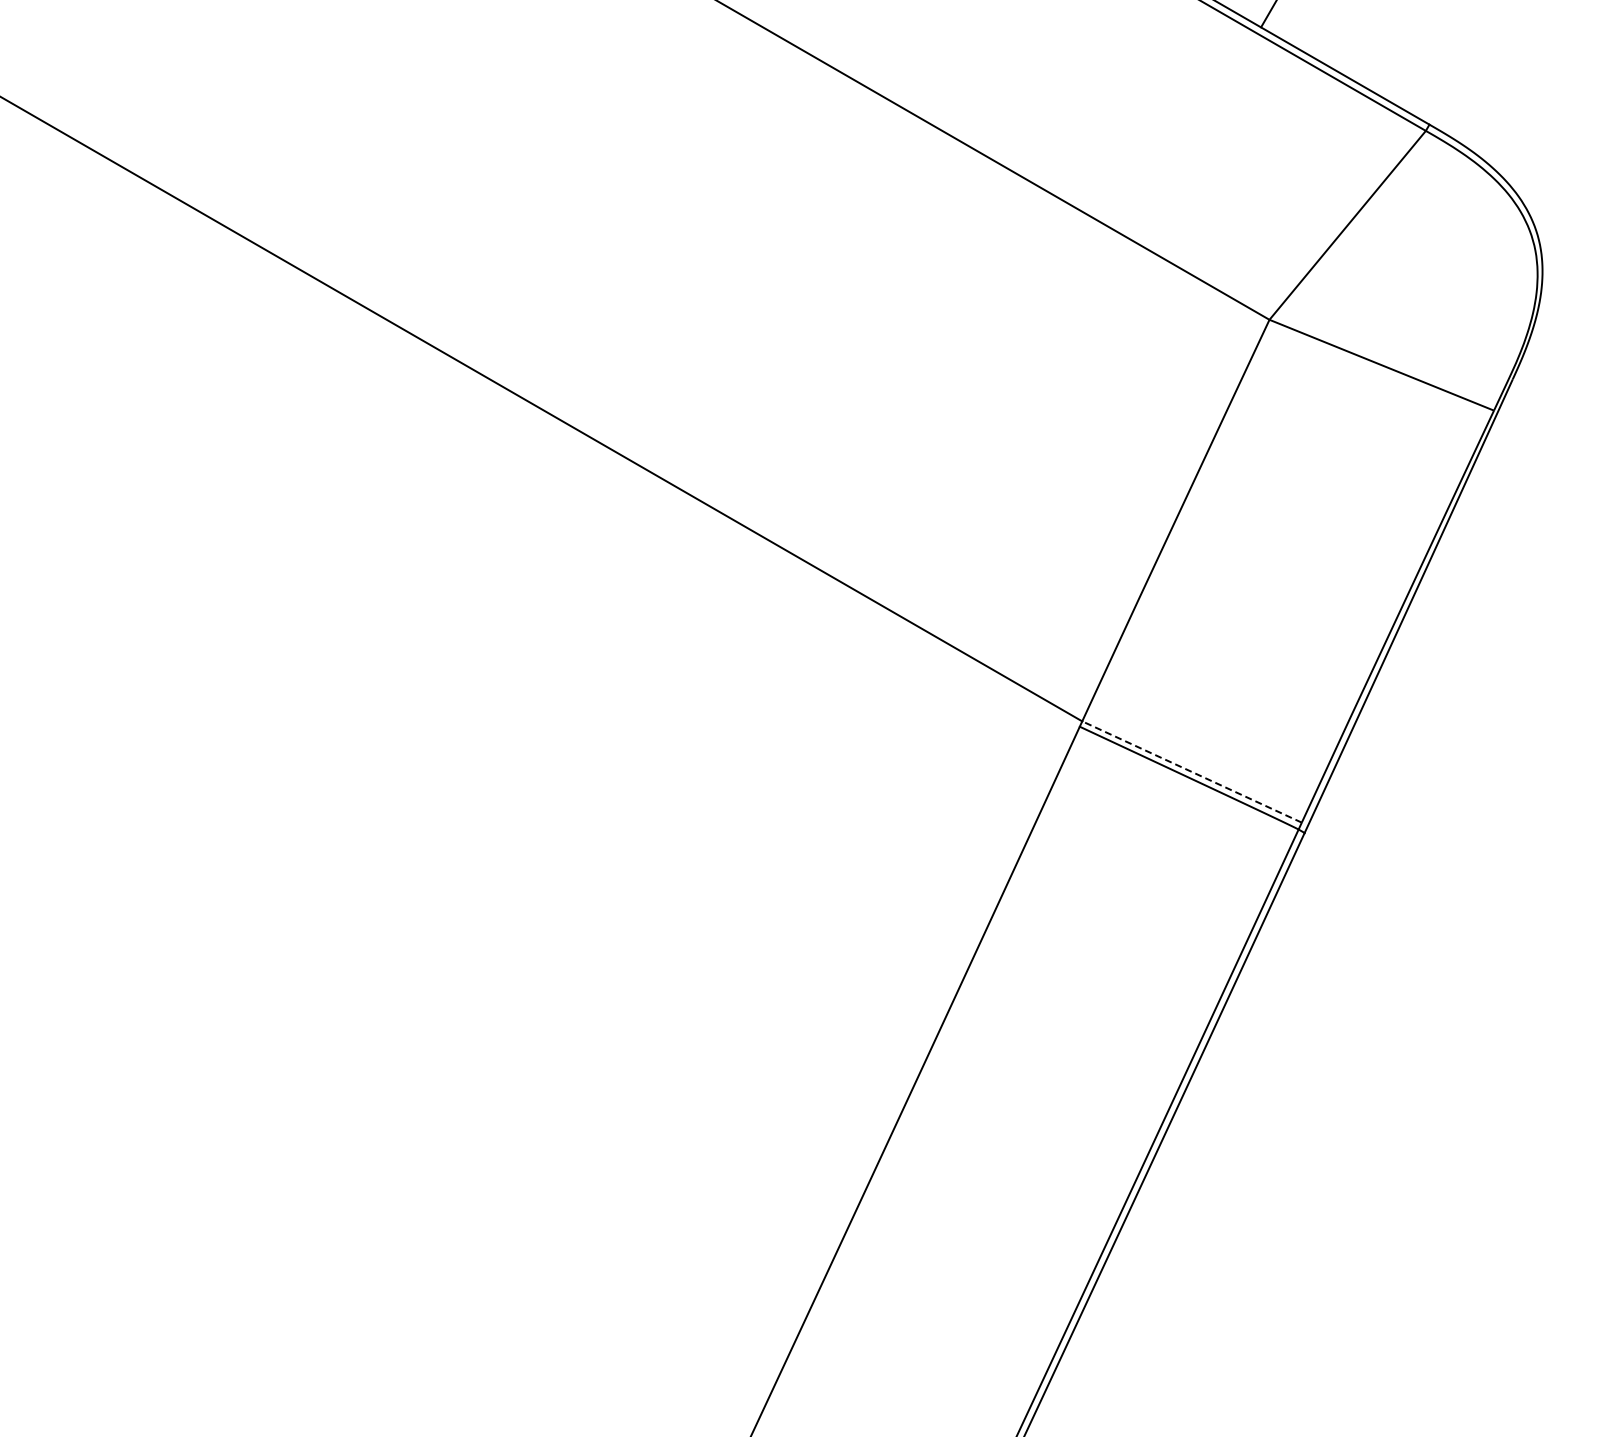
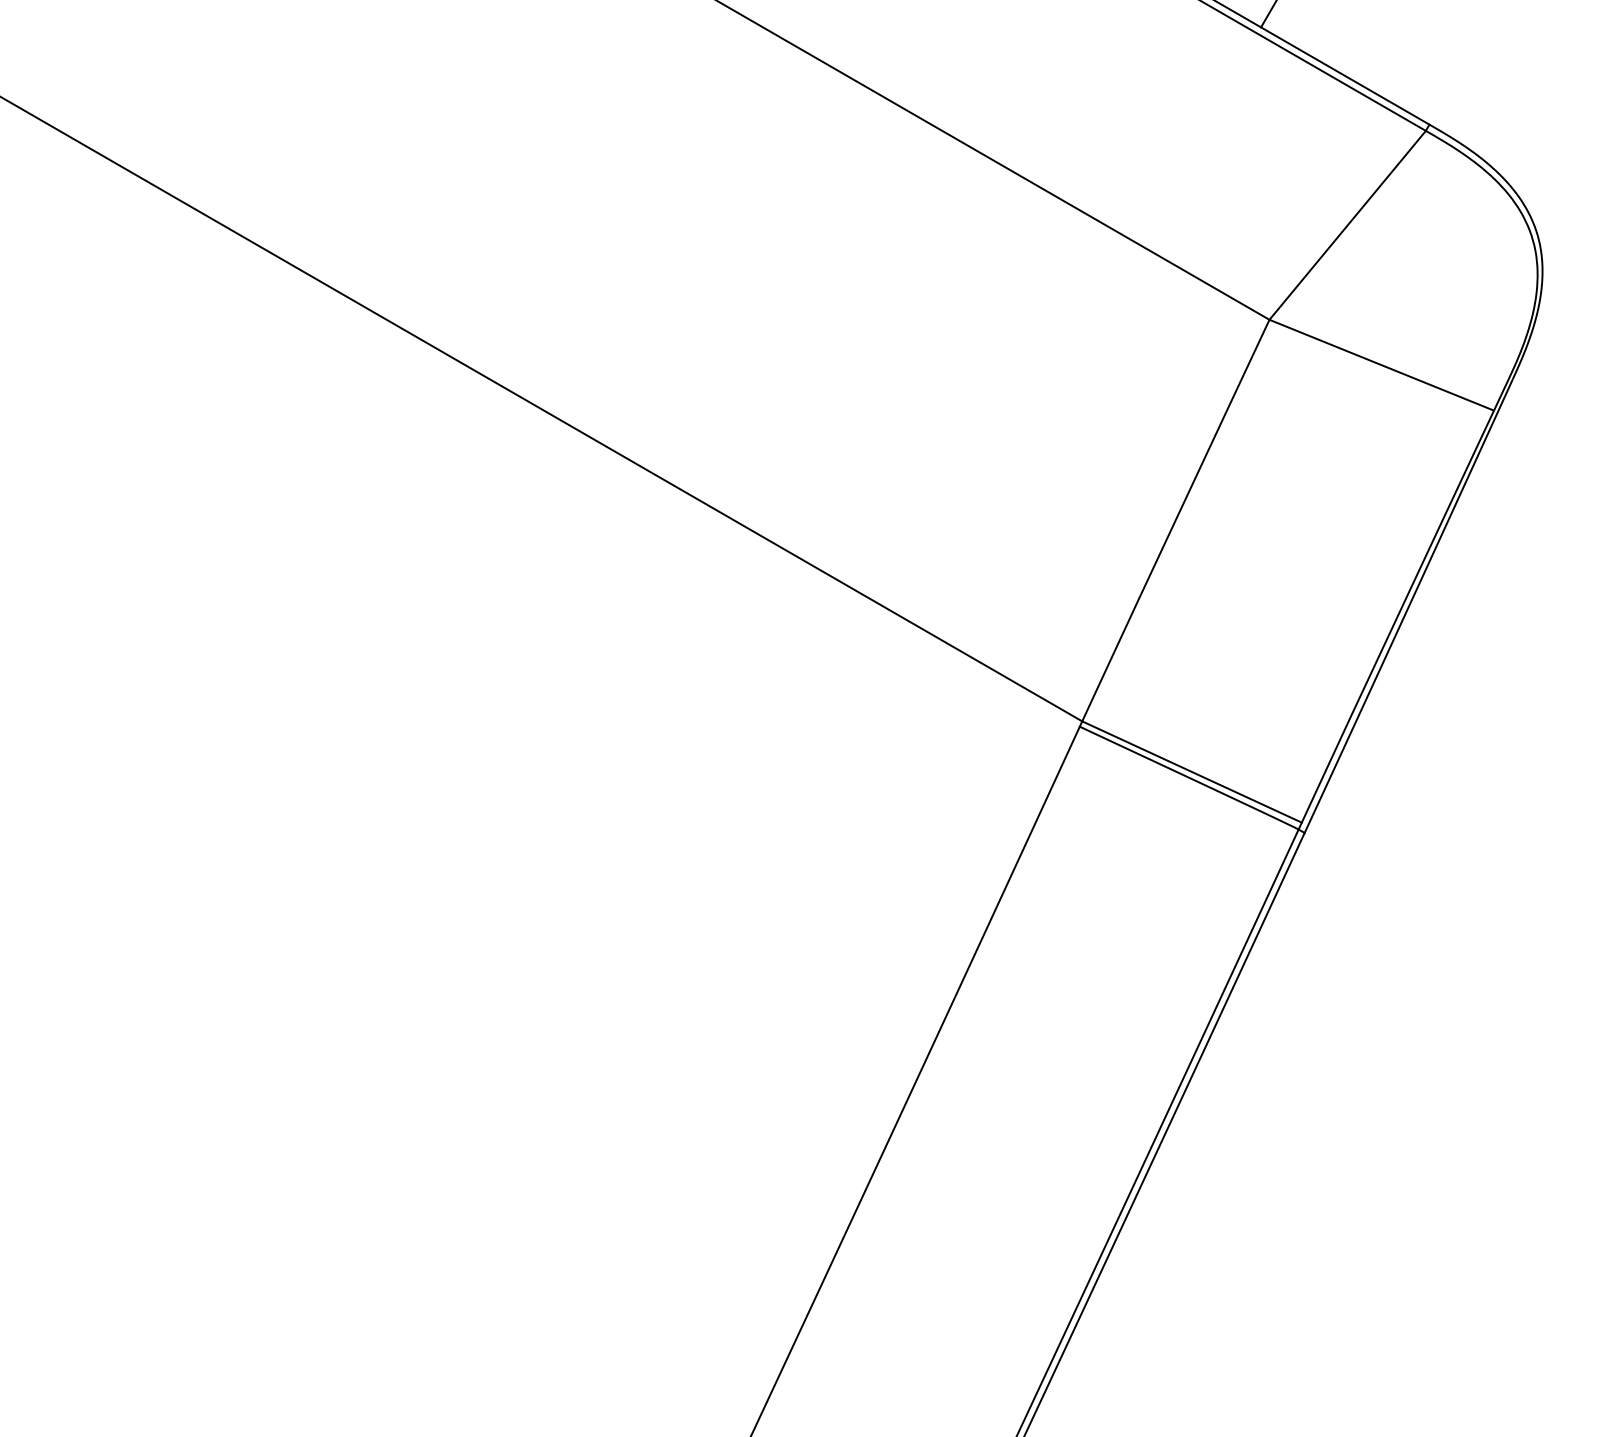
line: dashed -> solid (1192, 772)
